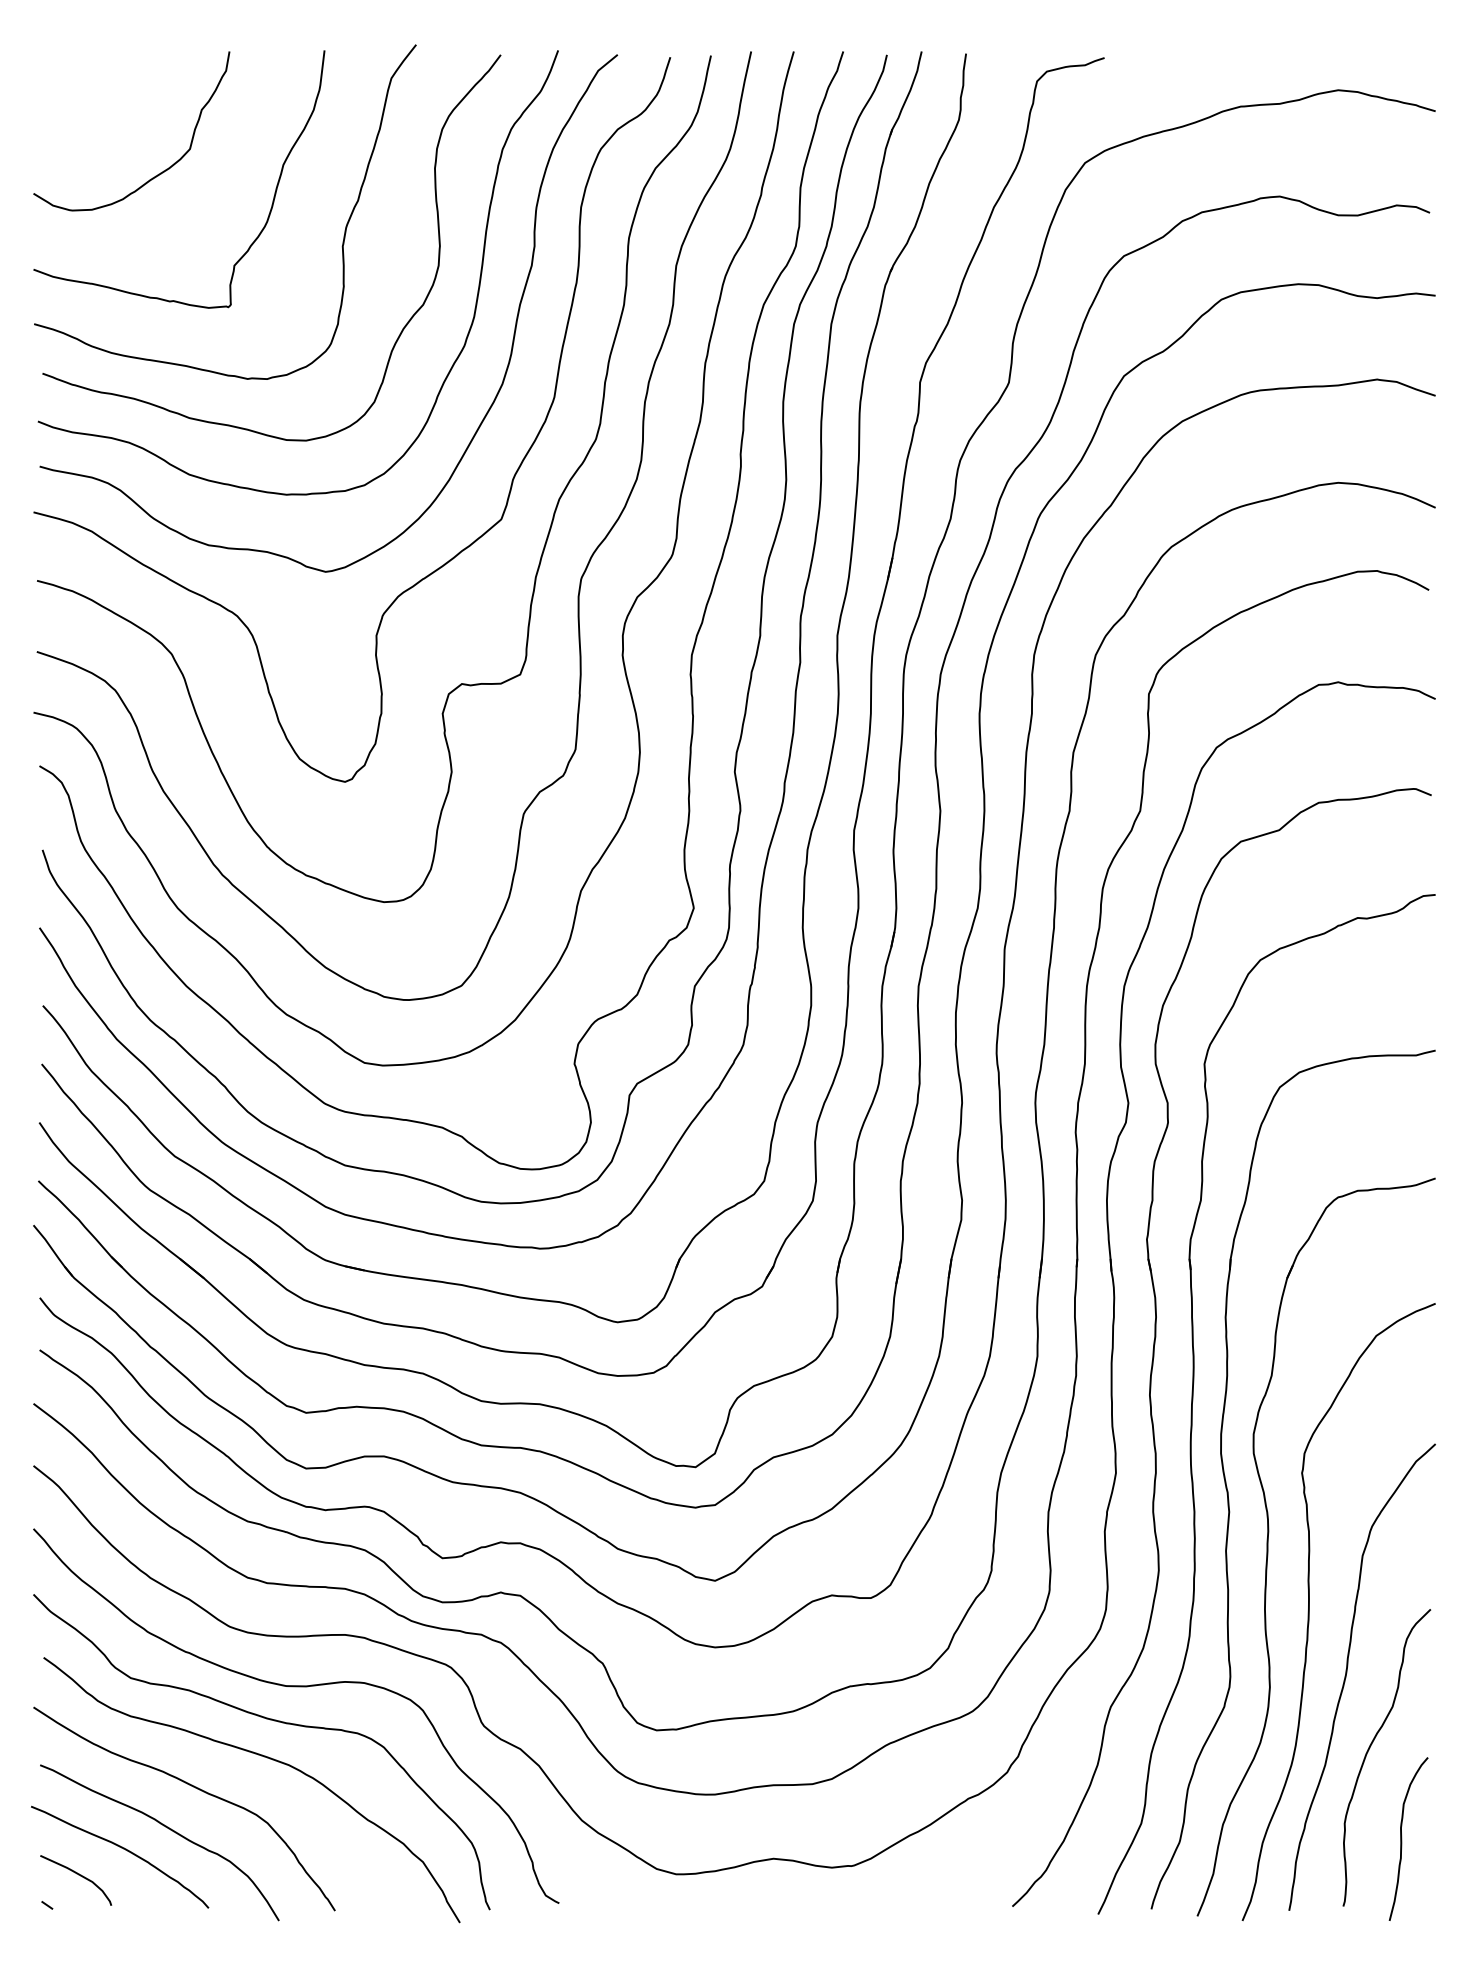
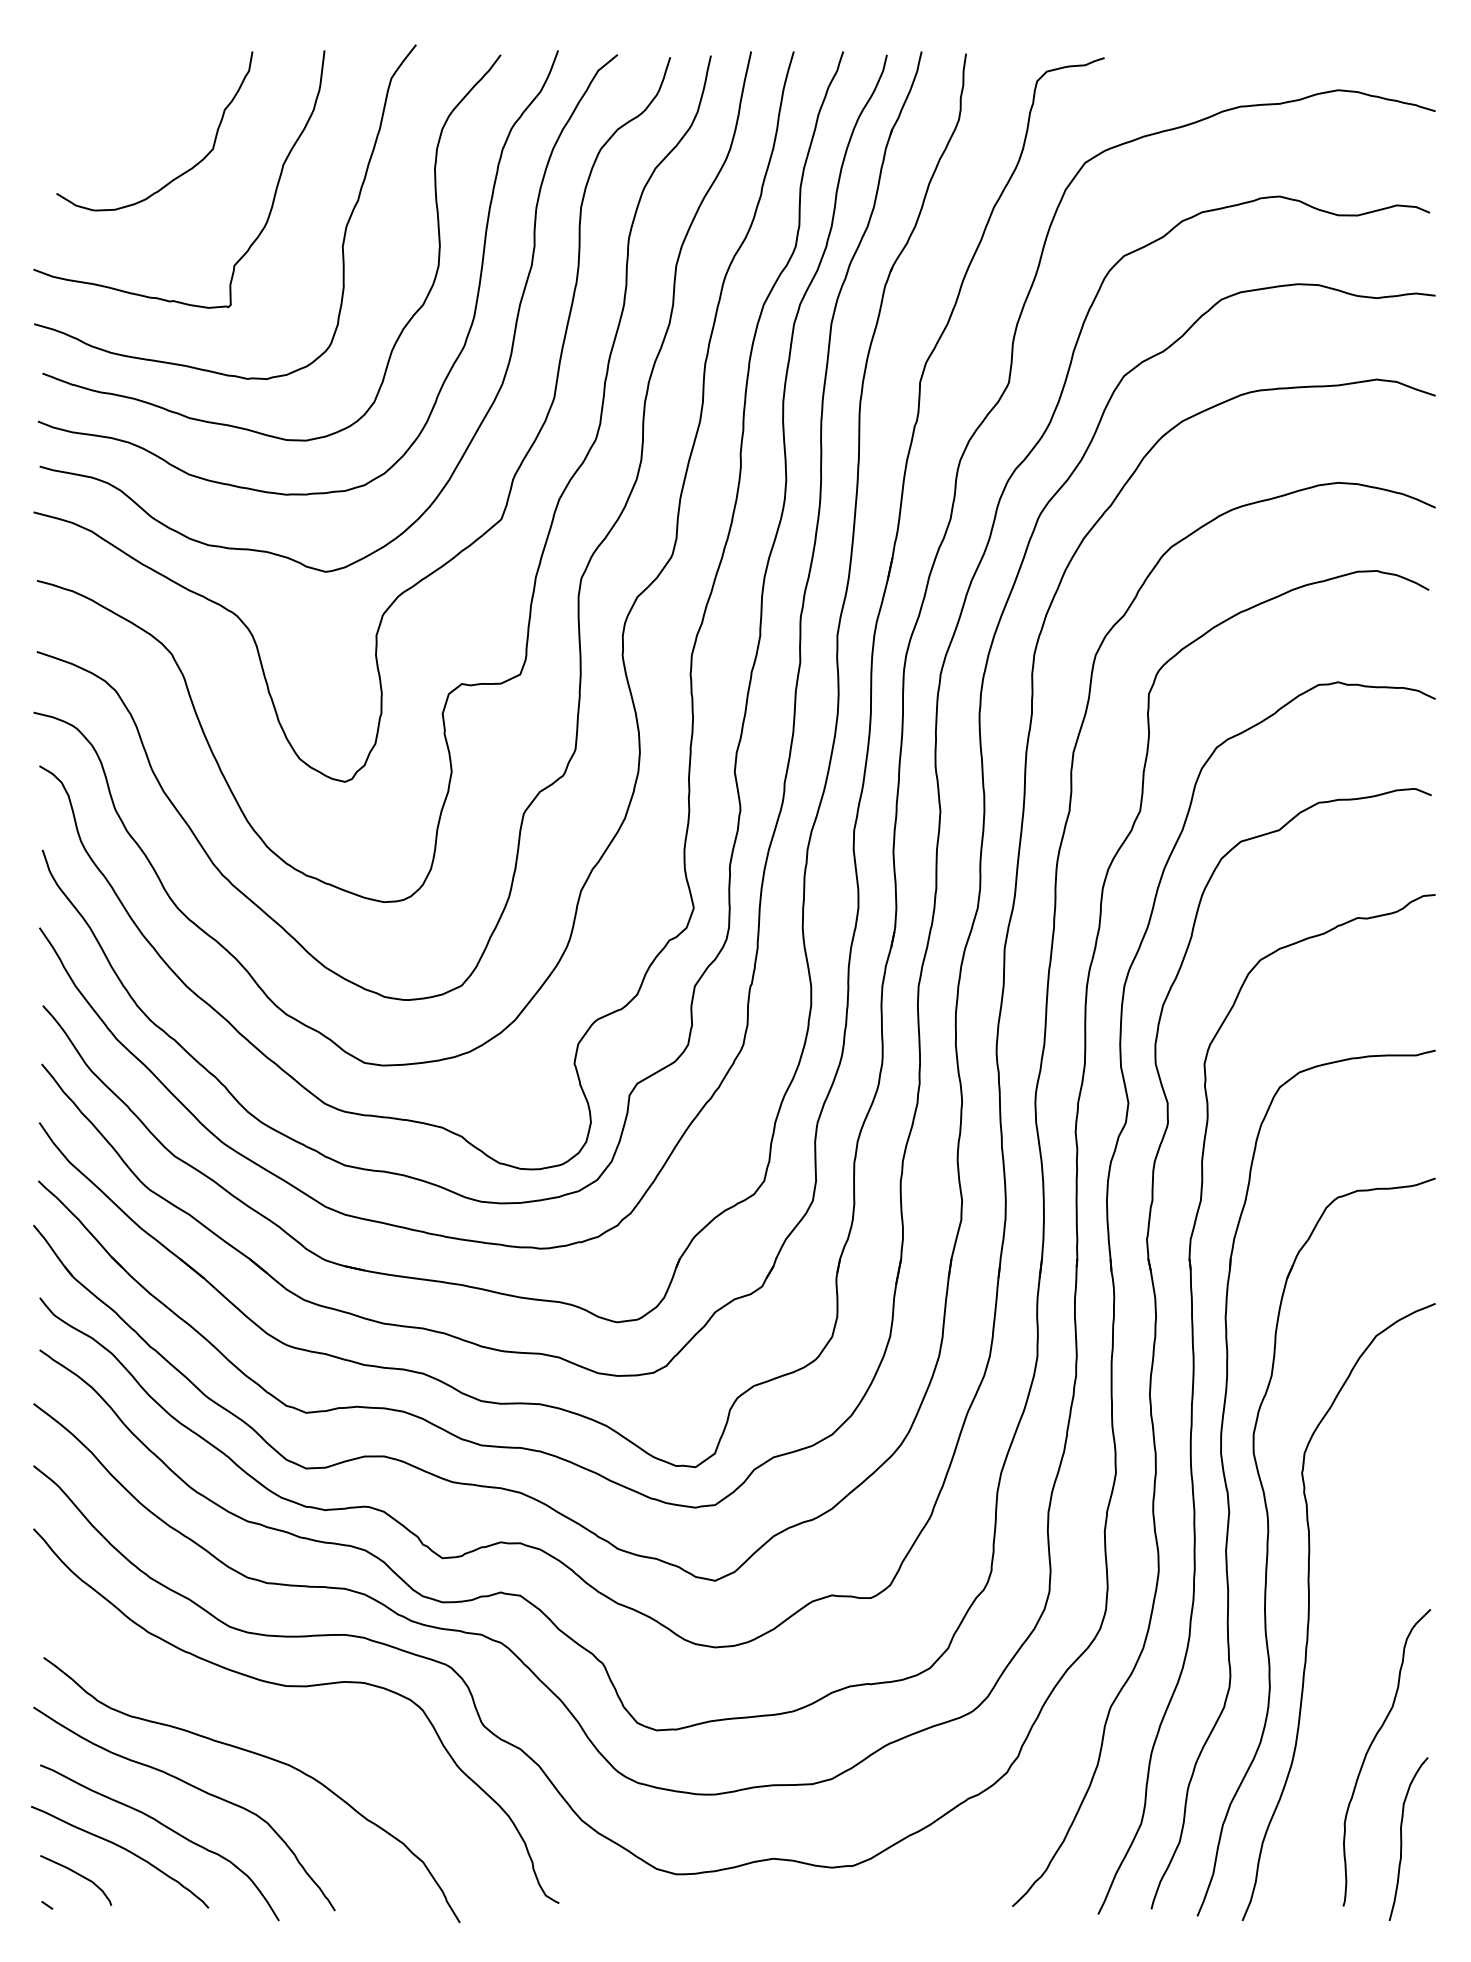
curve position: (155, 175) -> (178, 175) (178, 175)
curve: present -> none (1347, 1673)
curve: present -> none (270, 1720)
